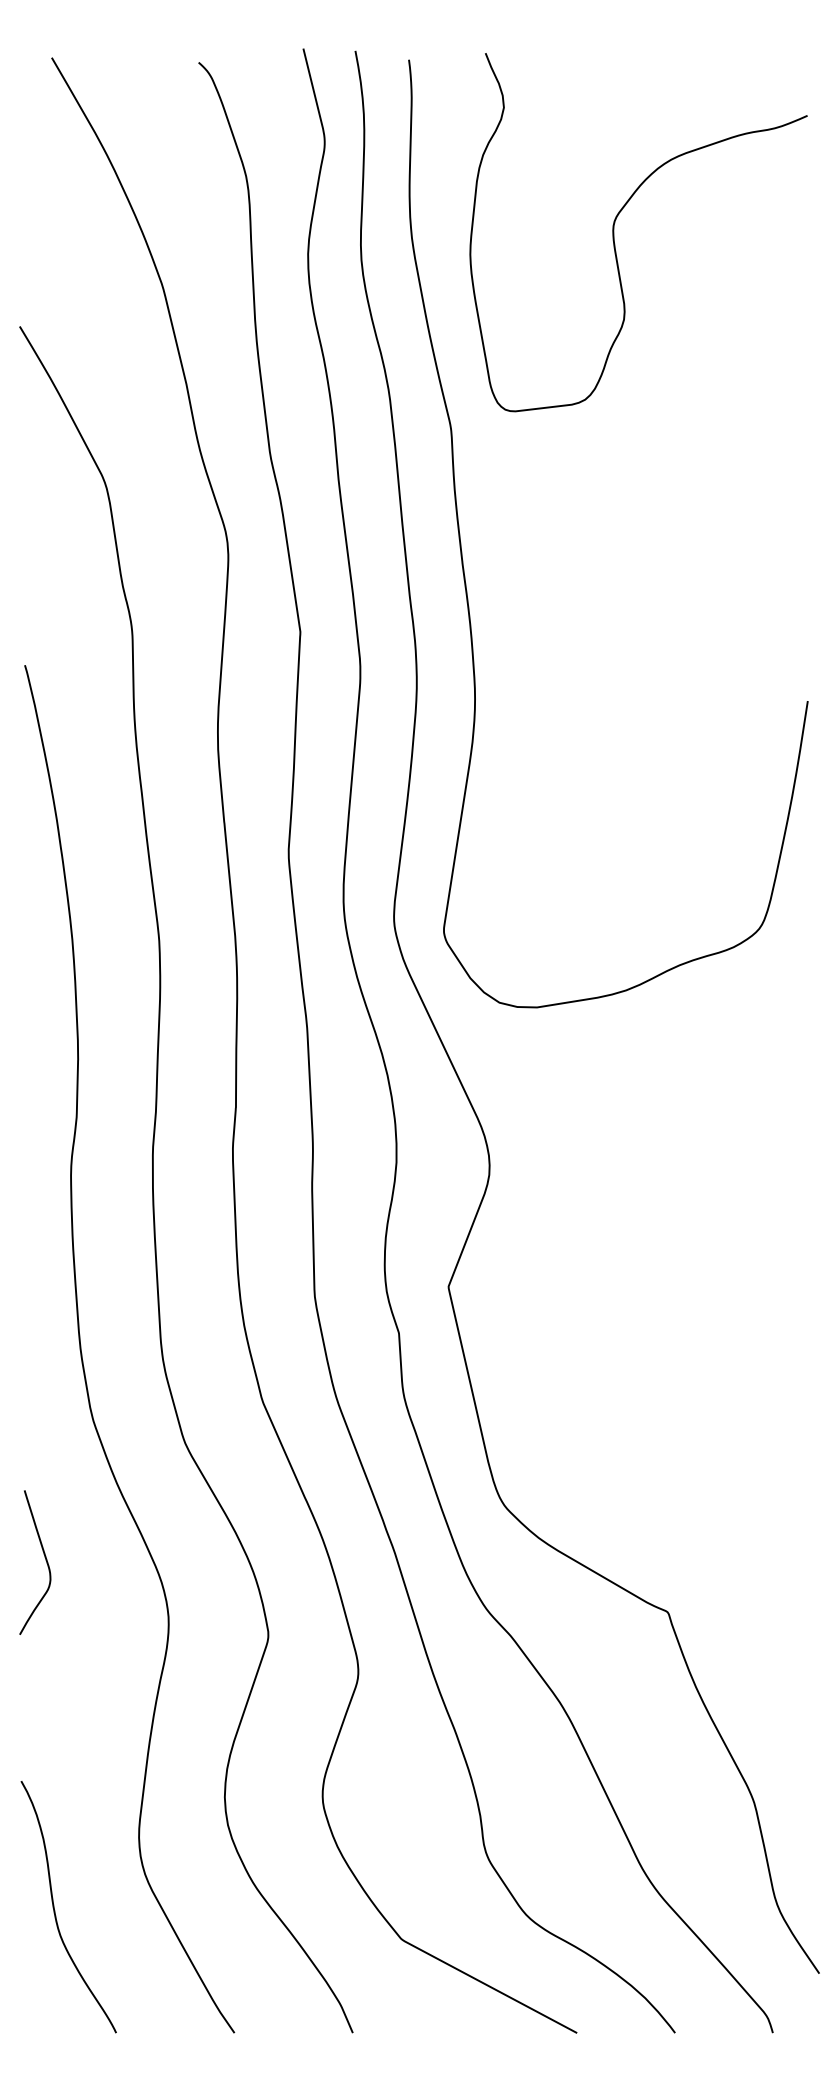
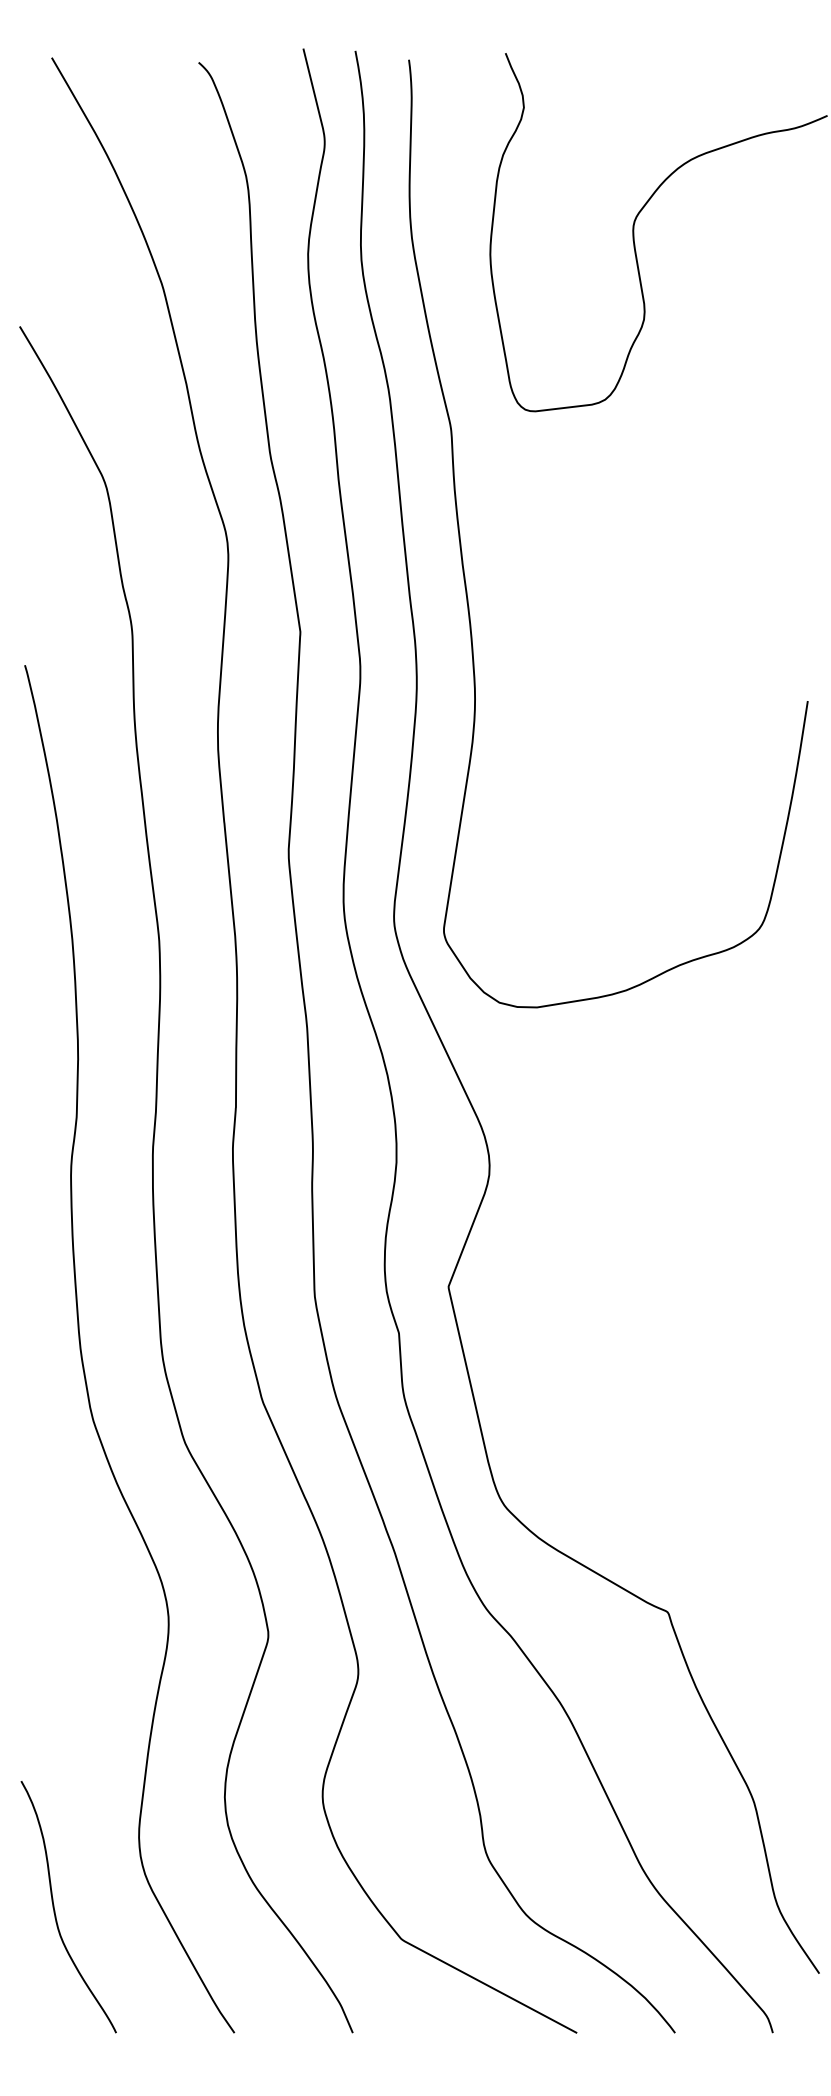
curve position: (614, 232) -> (634, 232) (634, 232)
curve: present -> none (45, 1560)
